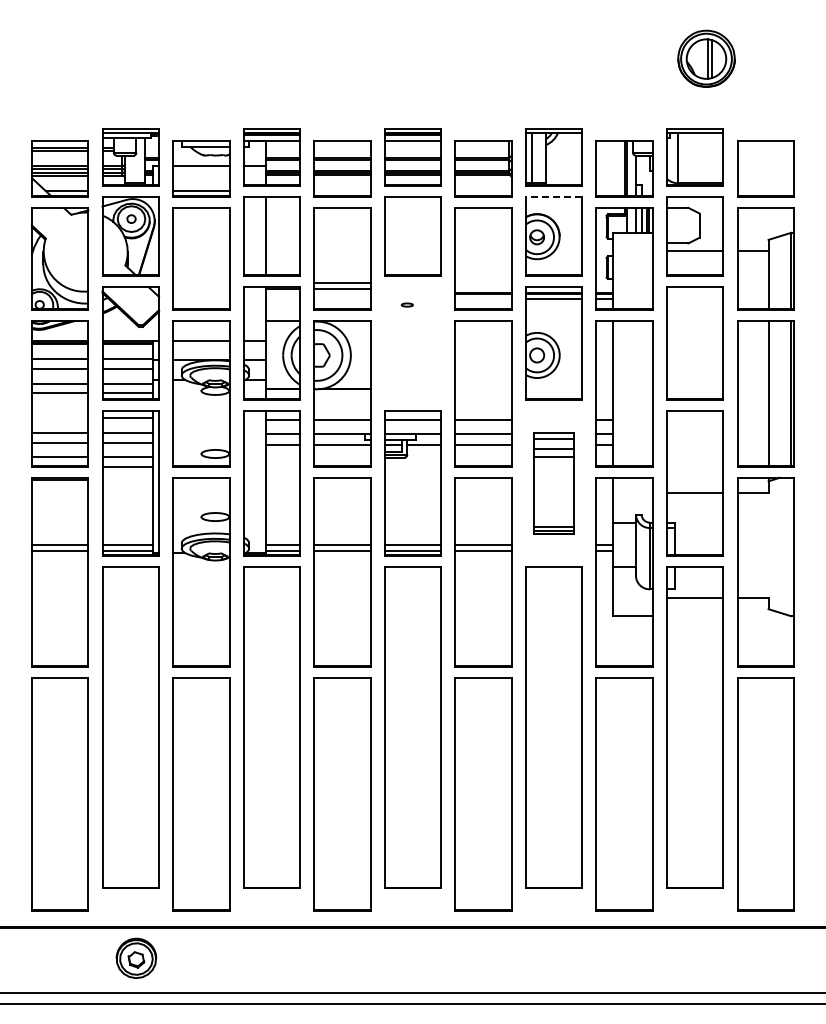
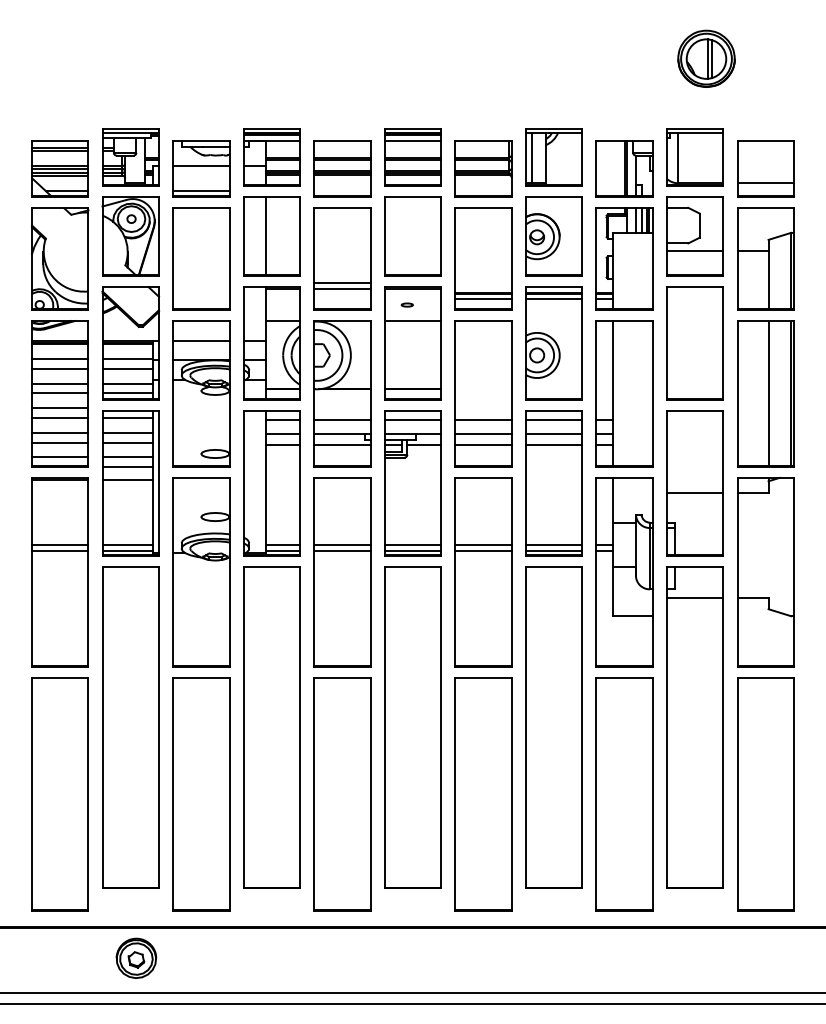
line: none -> present (765, 183)
line: dashed -> solid (553, 197)
line: none -> present (483, 299)
part: none -> present (412, 343)
line: none -> present (60, 408)
line: none -> present (60, 417)
line: none -> present (127, 480)
part size: 42x103 px -> 58x147 px (553, 483)
